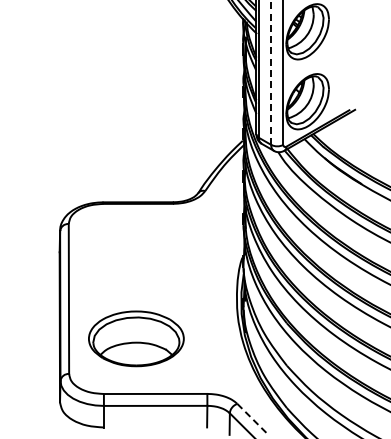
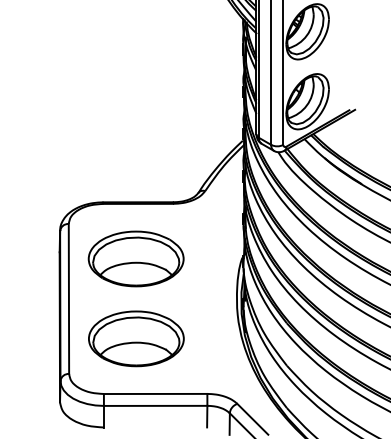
line: dashed -> solid (271, 73)
part: none -> present (135, 258)
line: dashed -> solid (252, 419)
